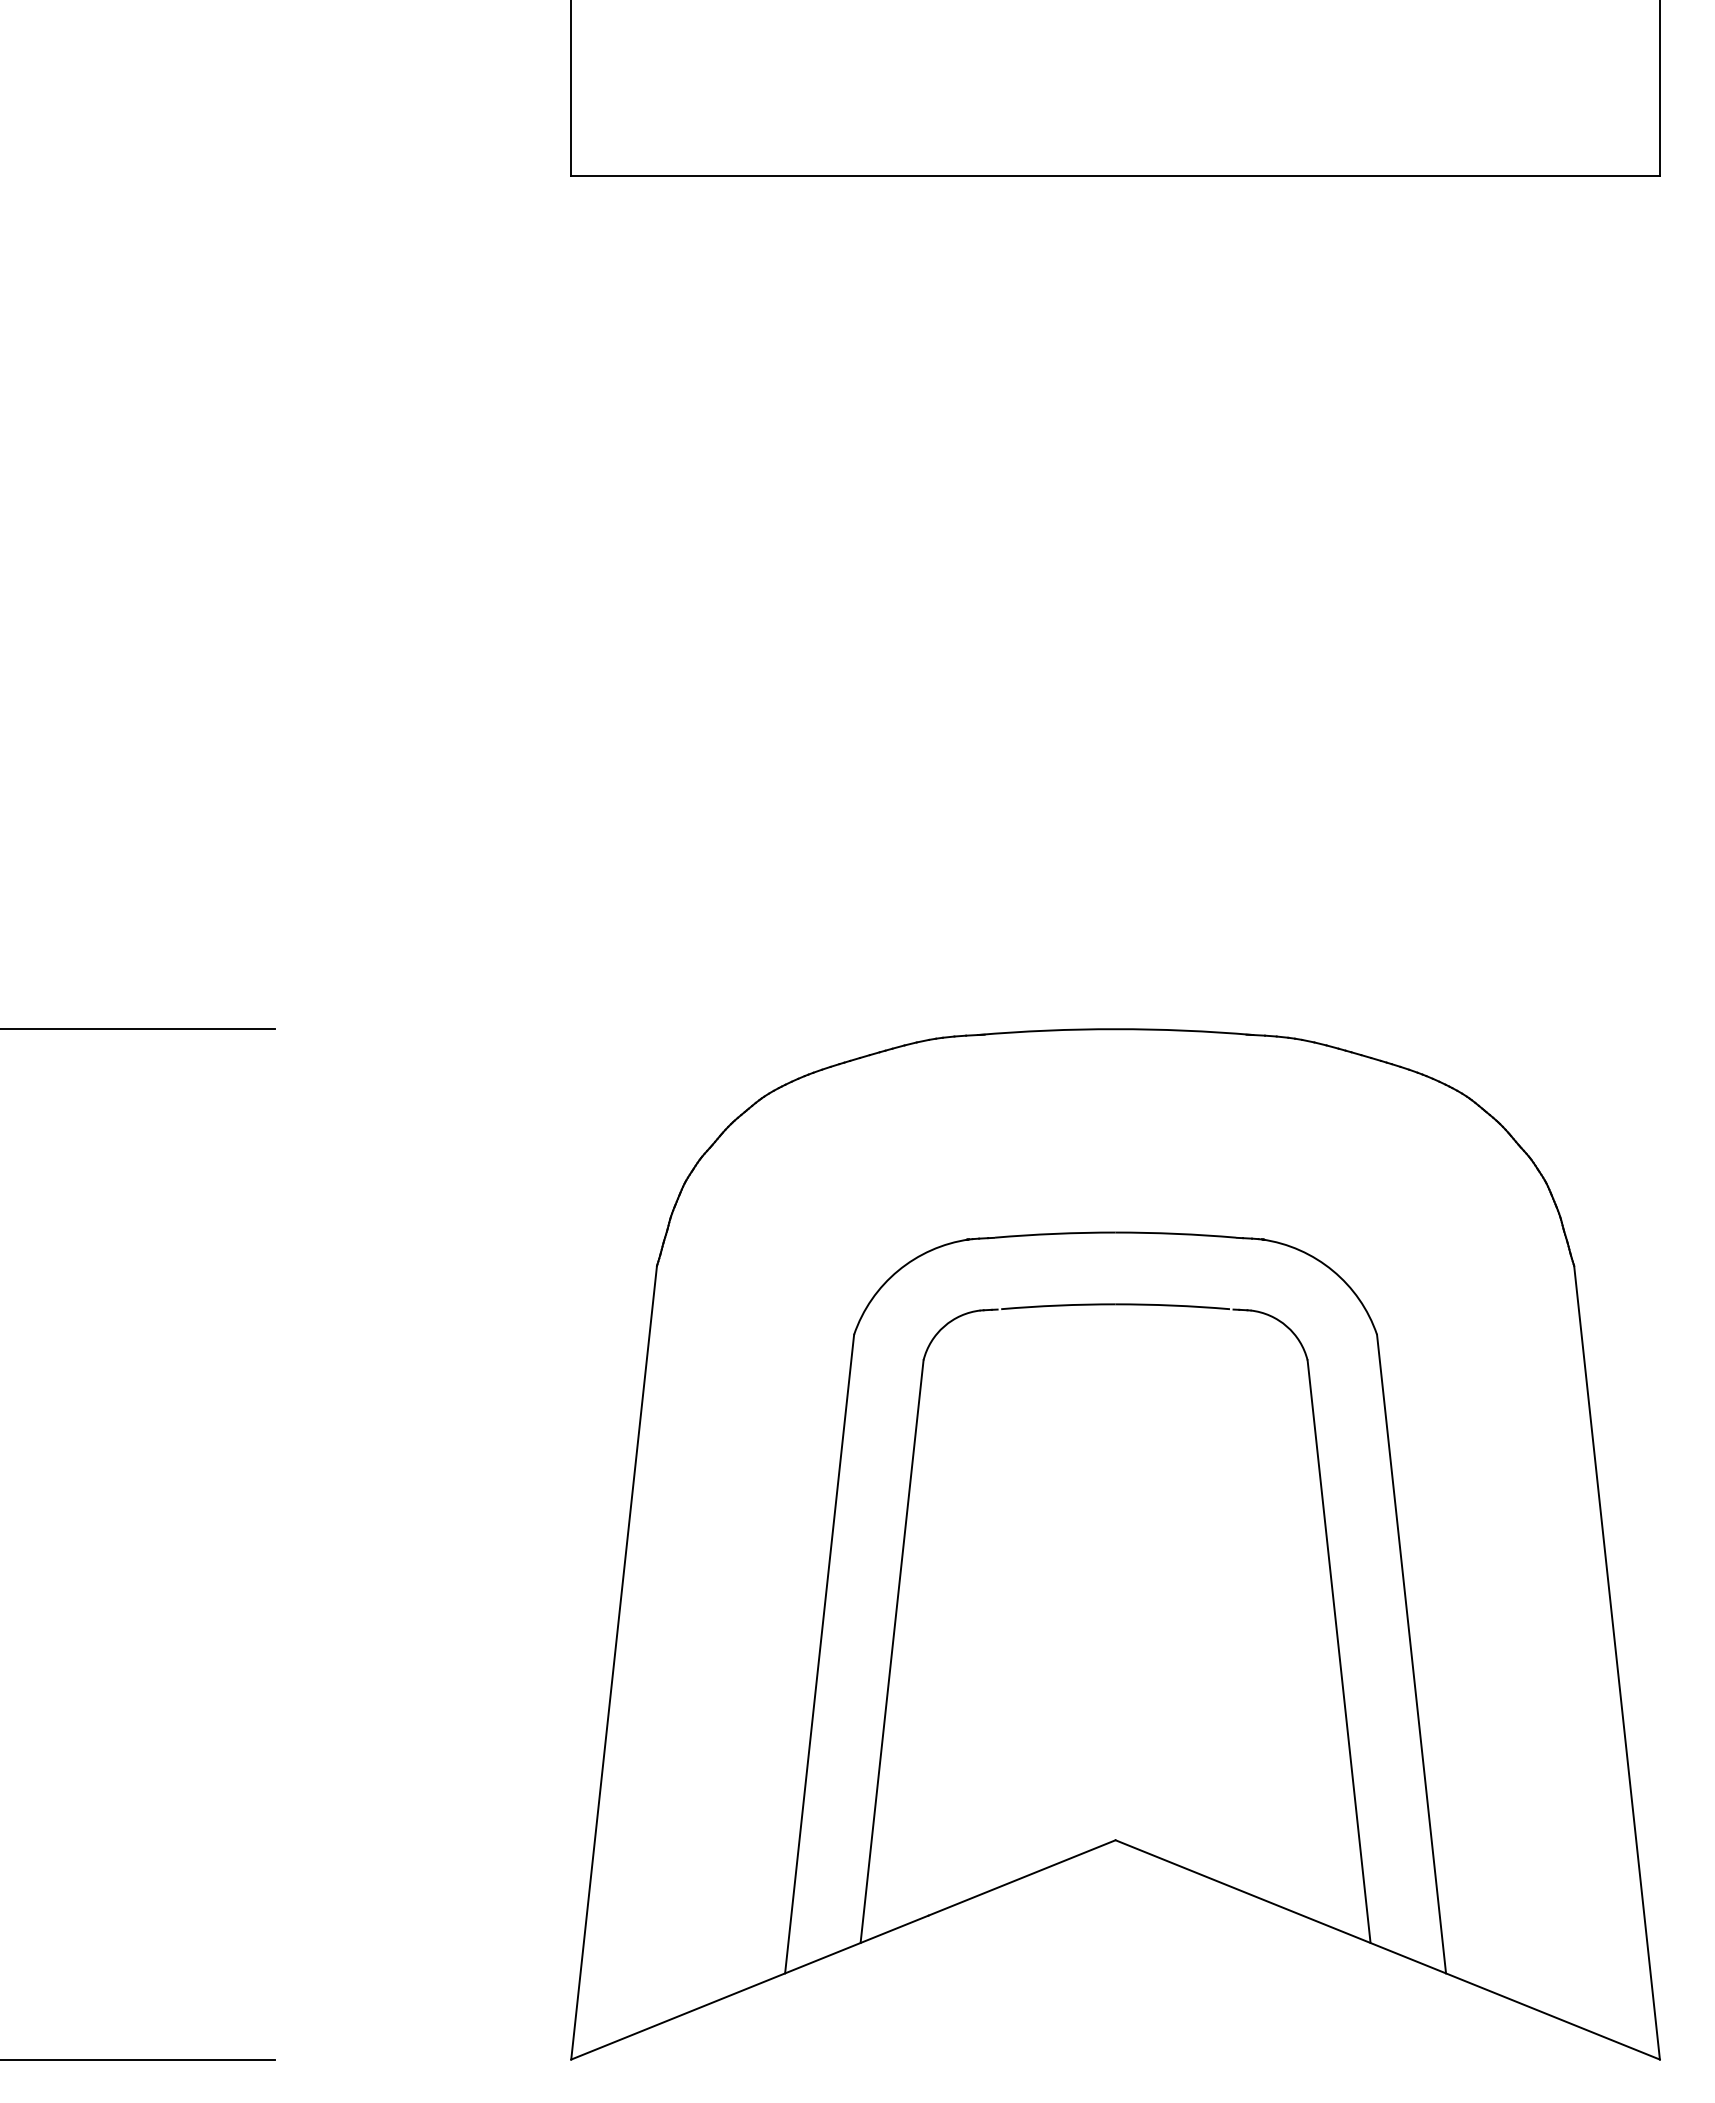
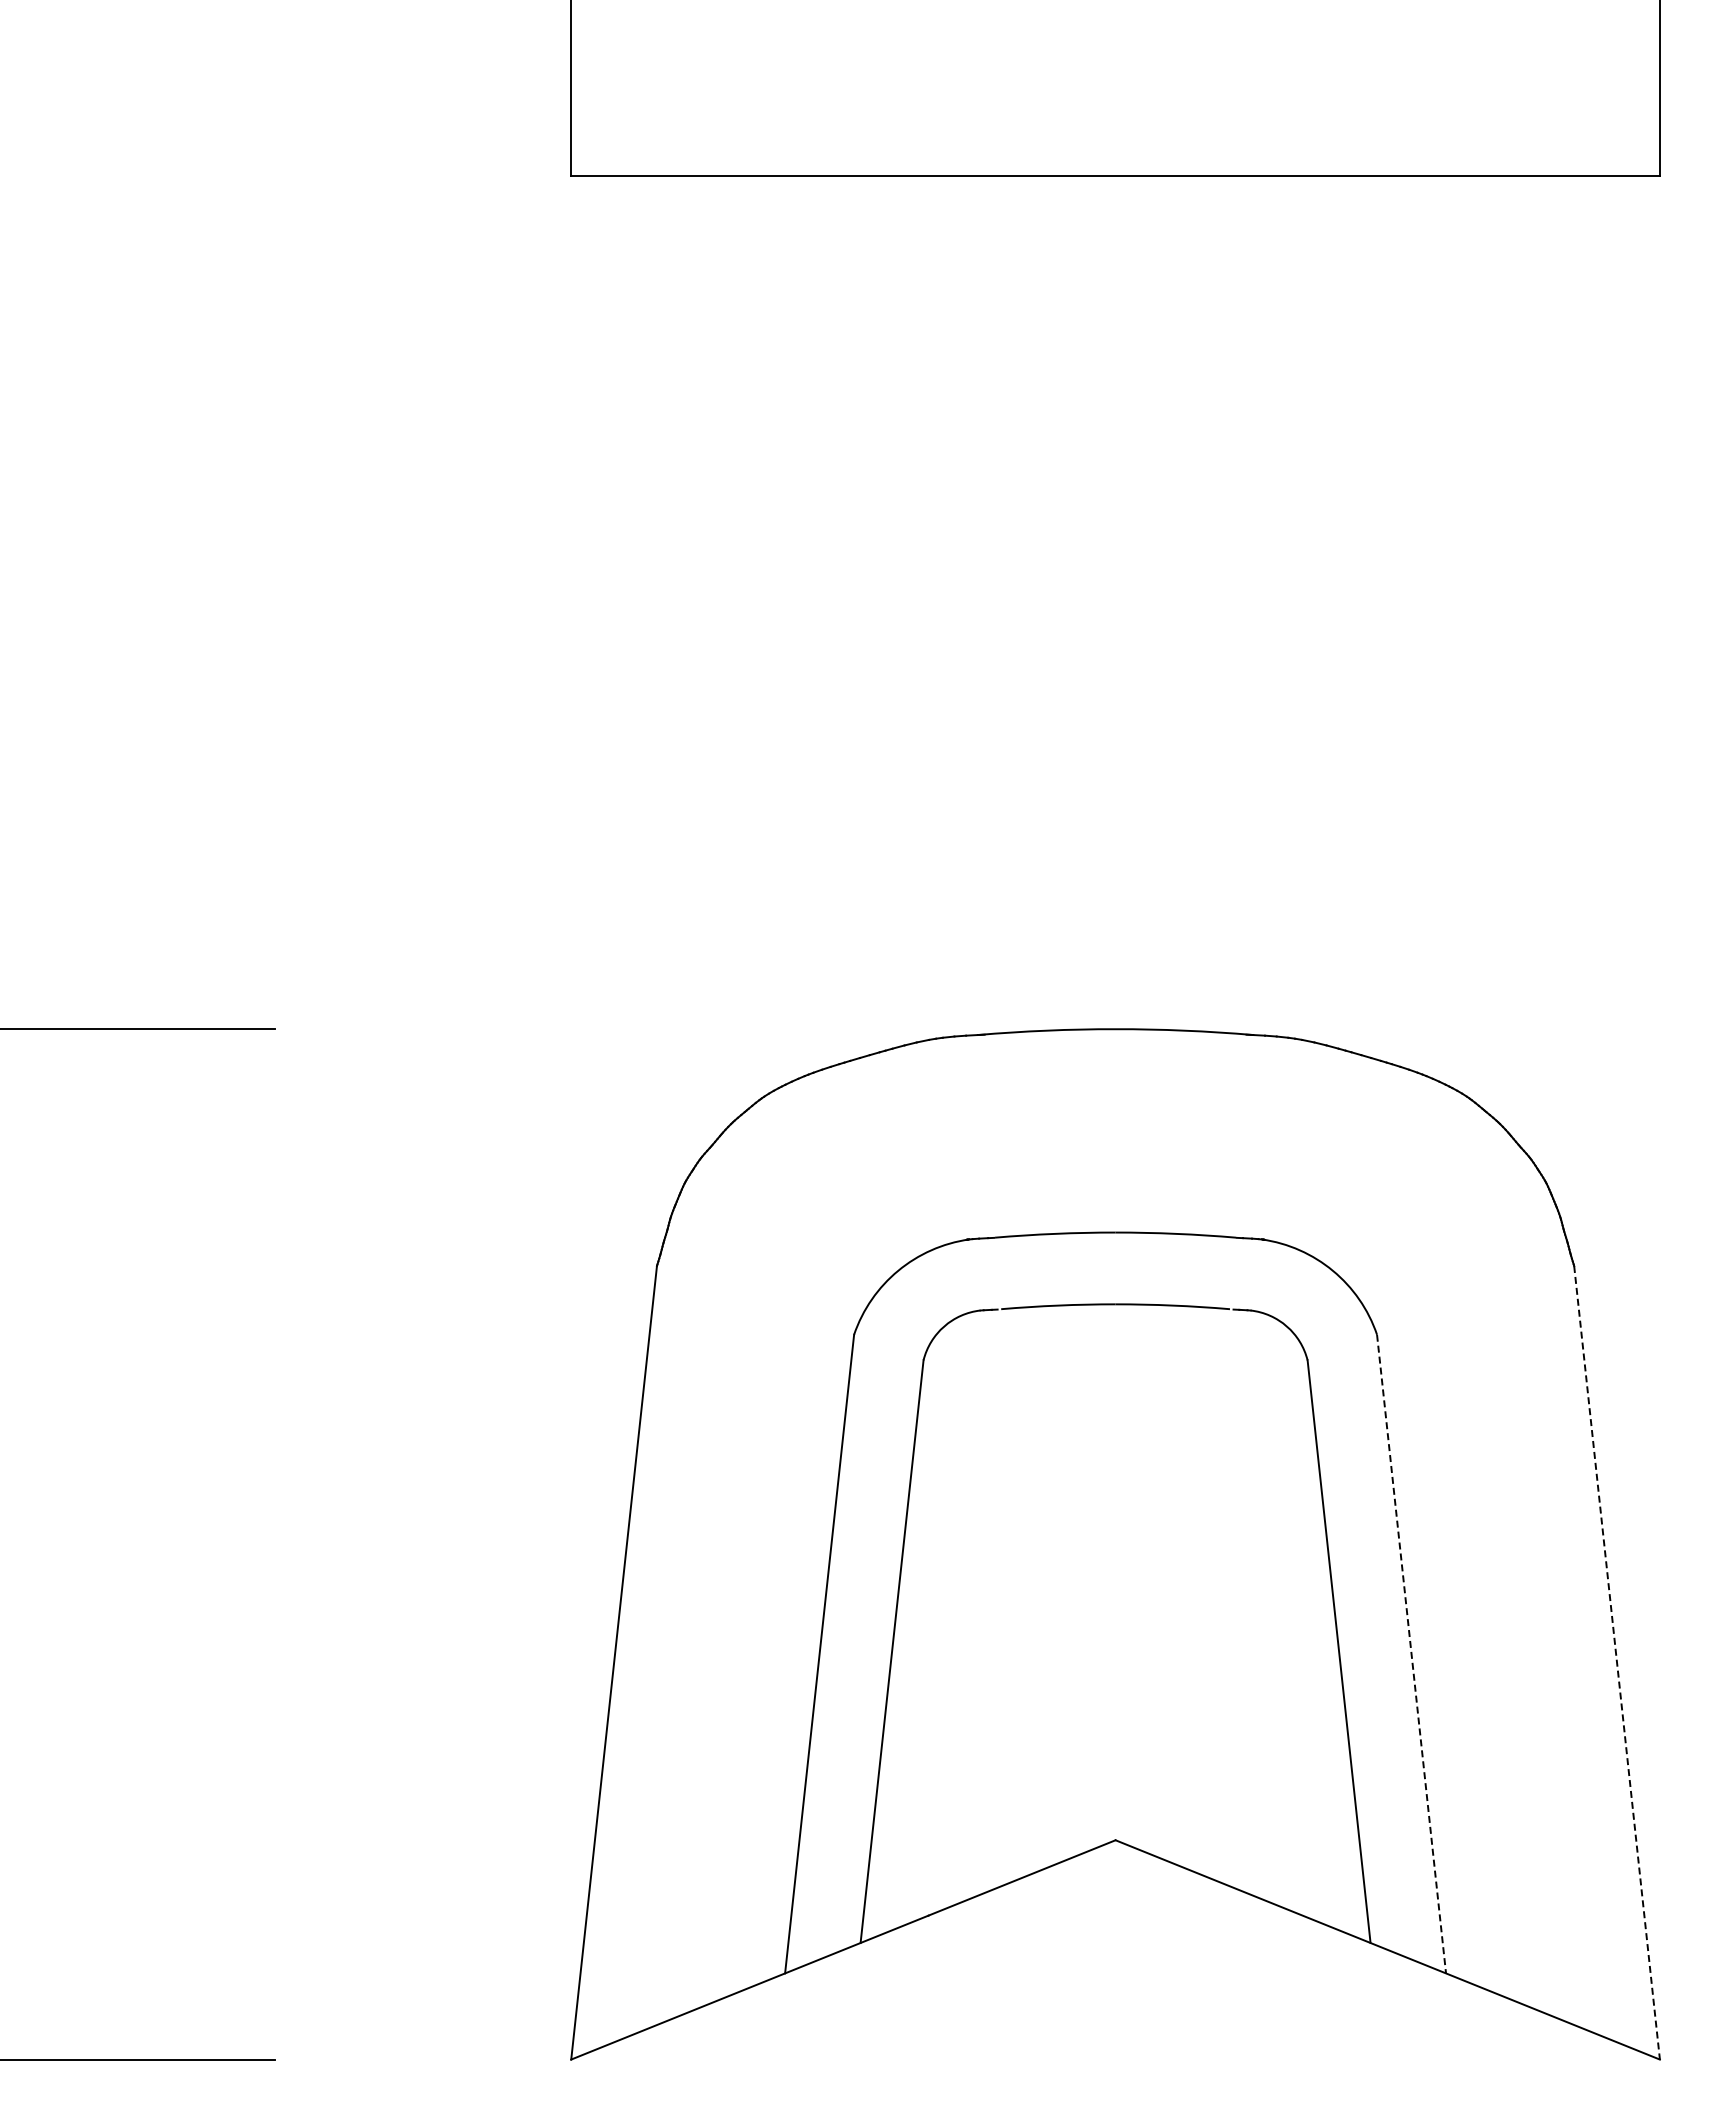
line: solid -> dashed (1411, 1654)
line: solid -> dashed (1617, 1663)
